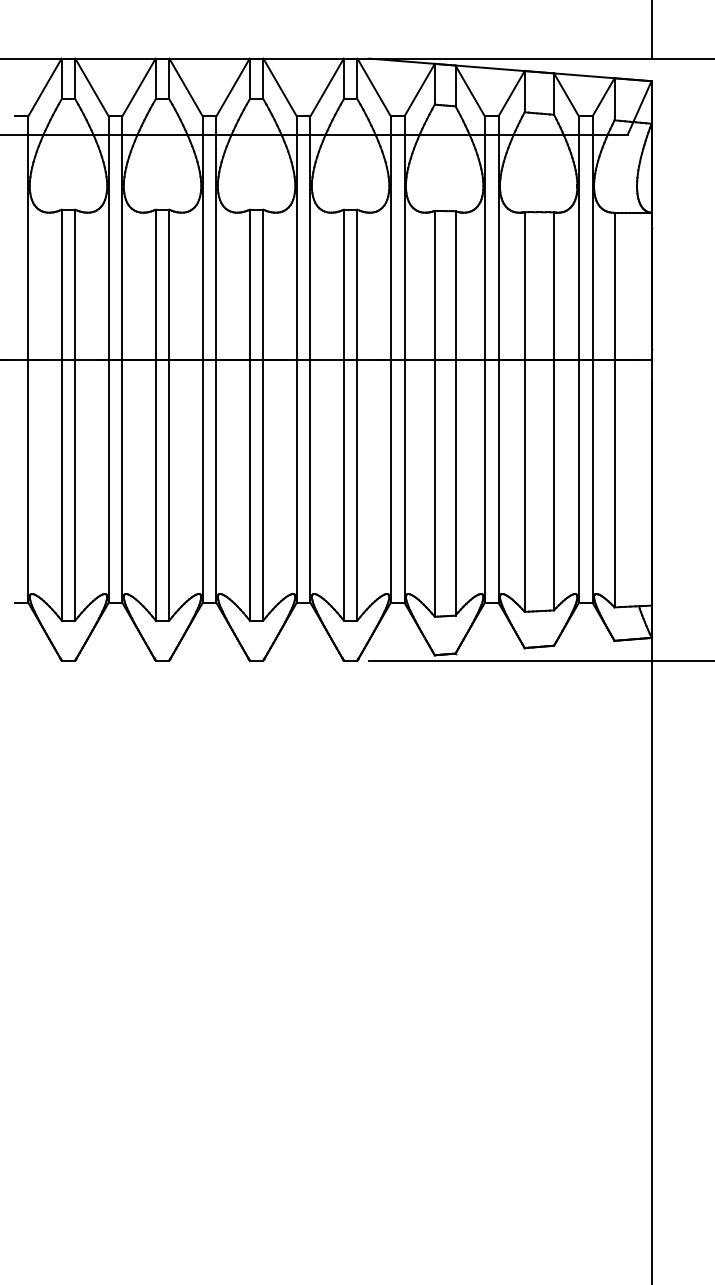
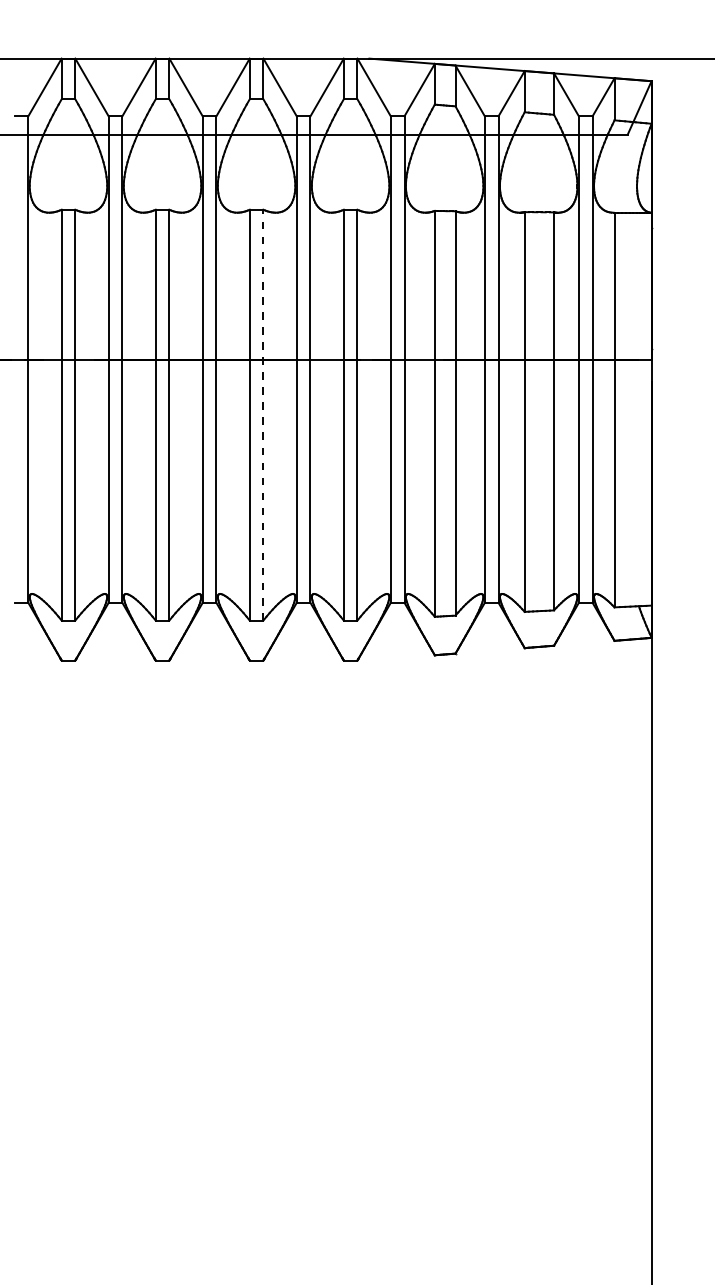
line: present -> none (651, 30)
line: solid -> dashed (263, 414)
line: present -> none (540, 660)
